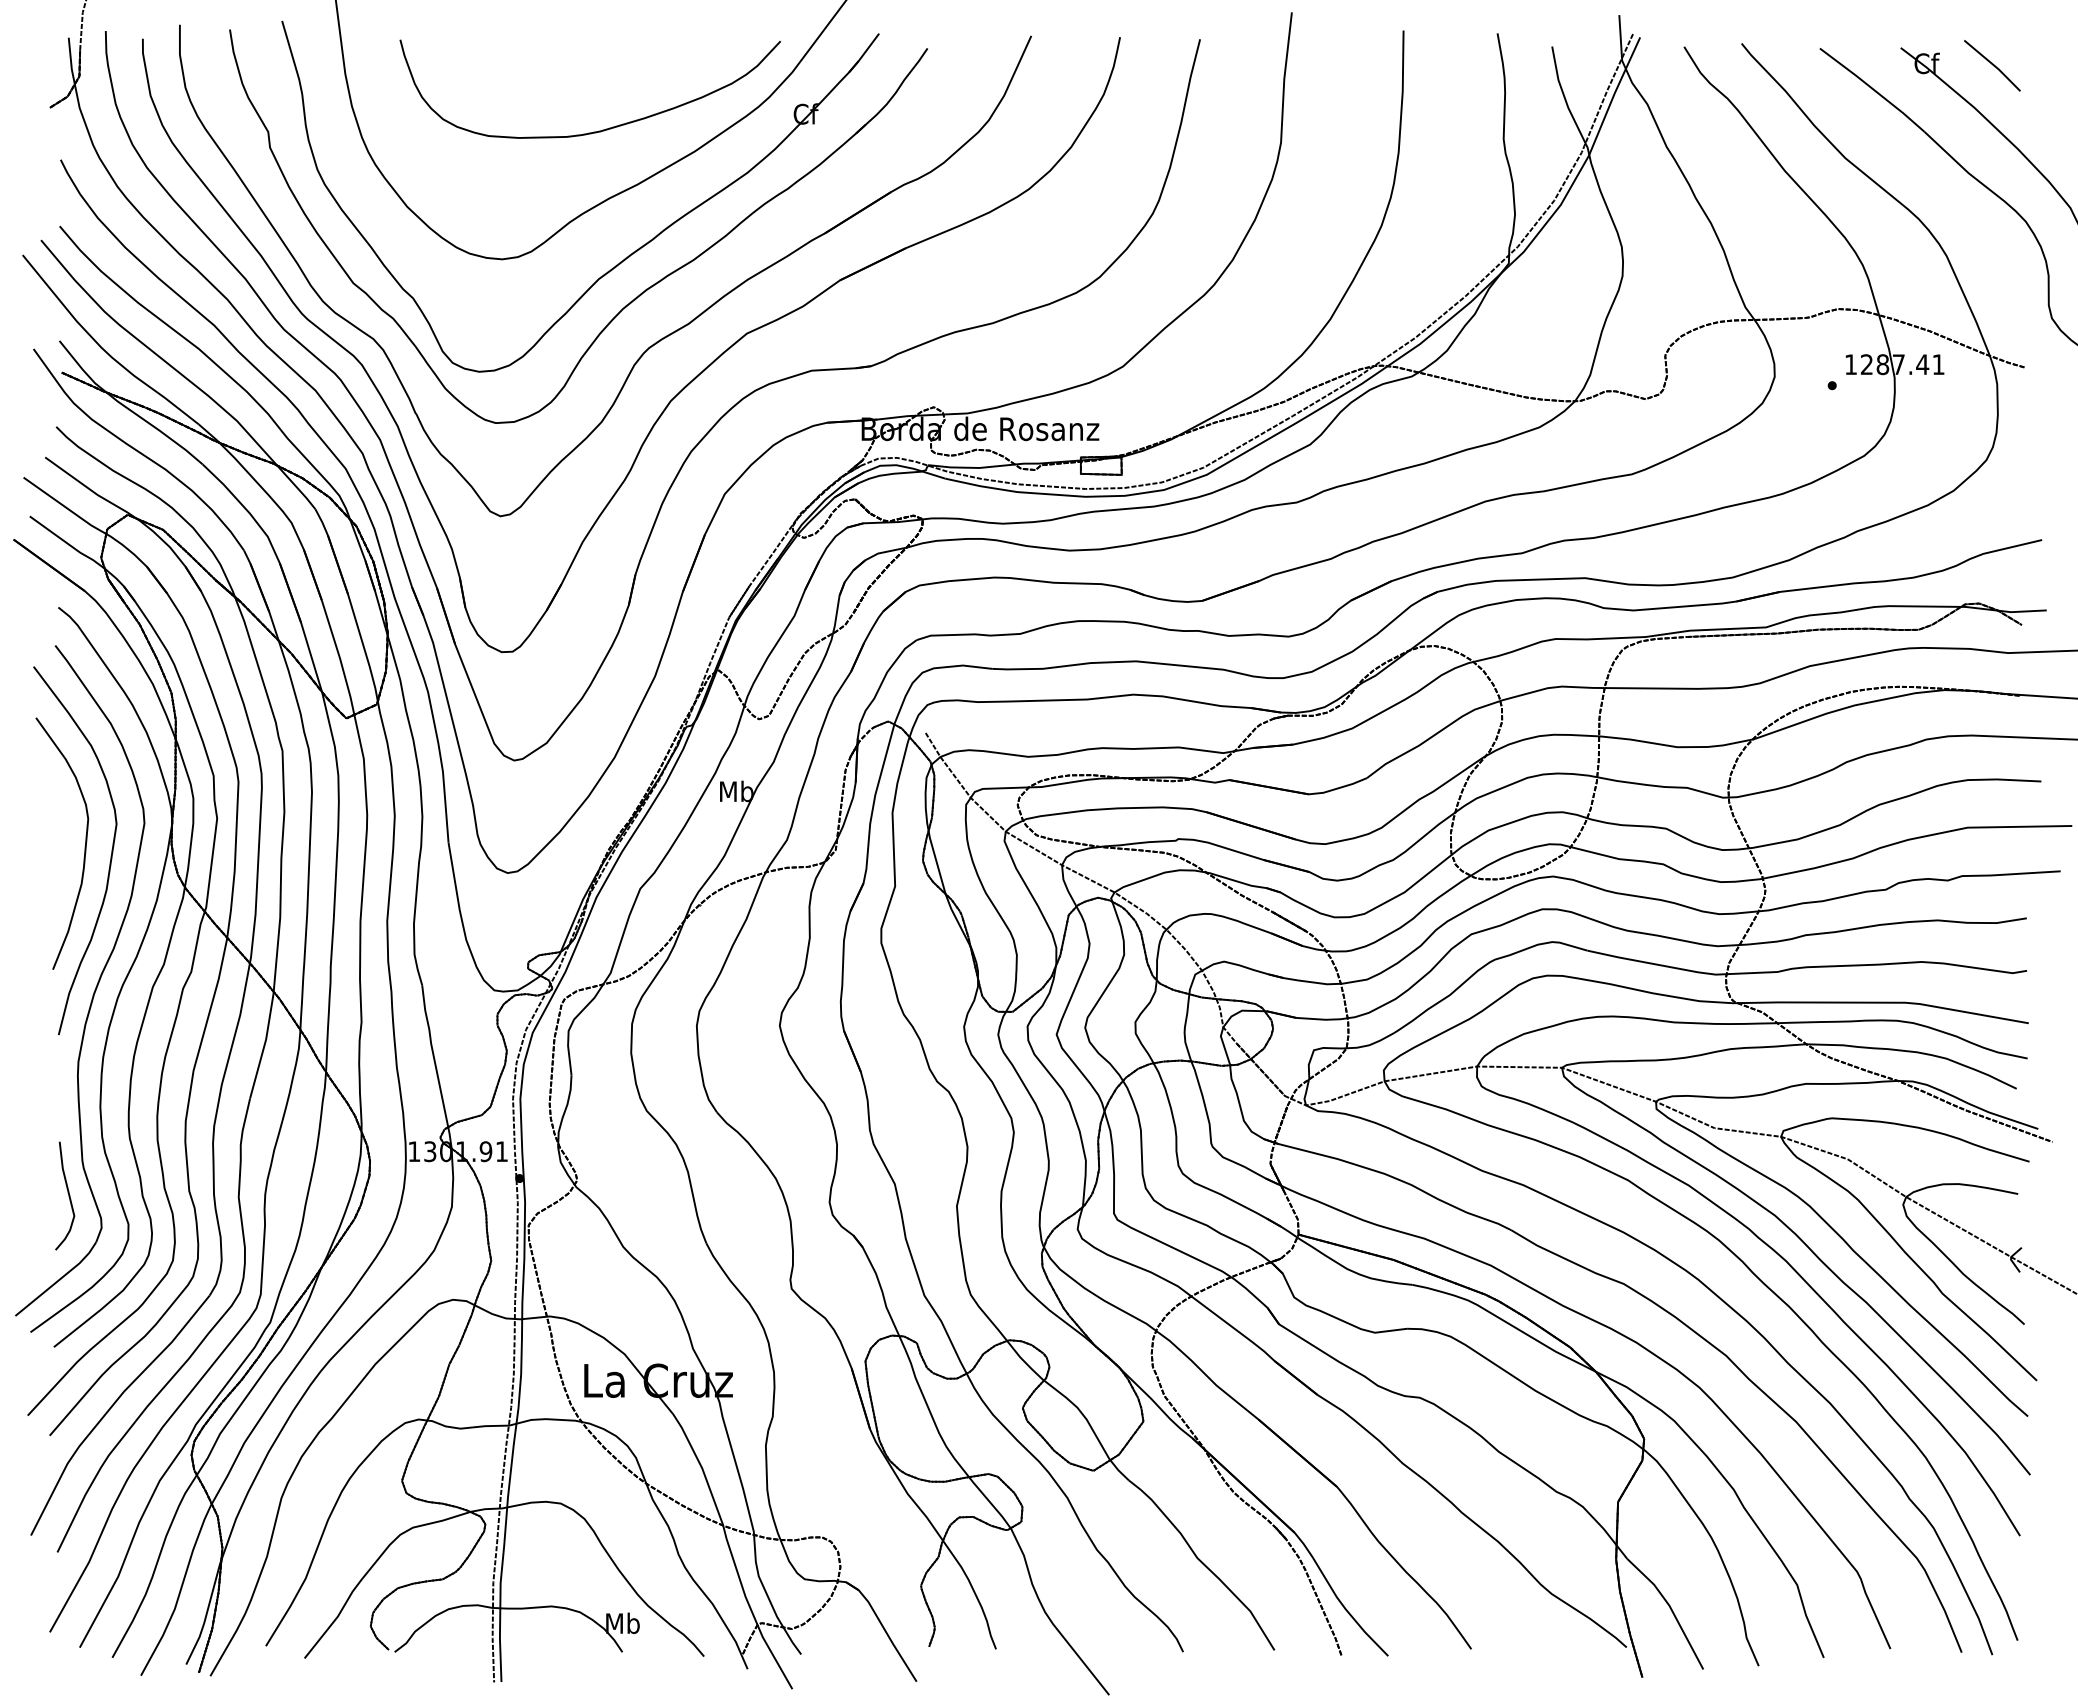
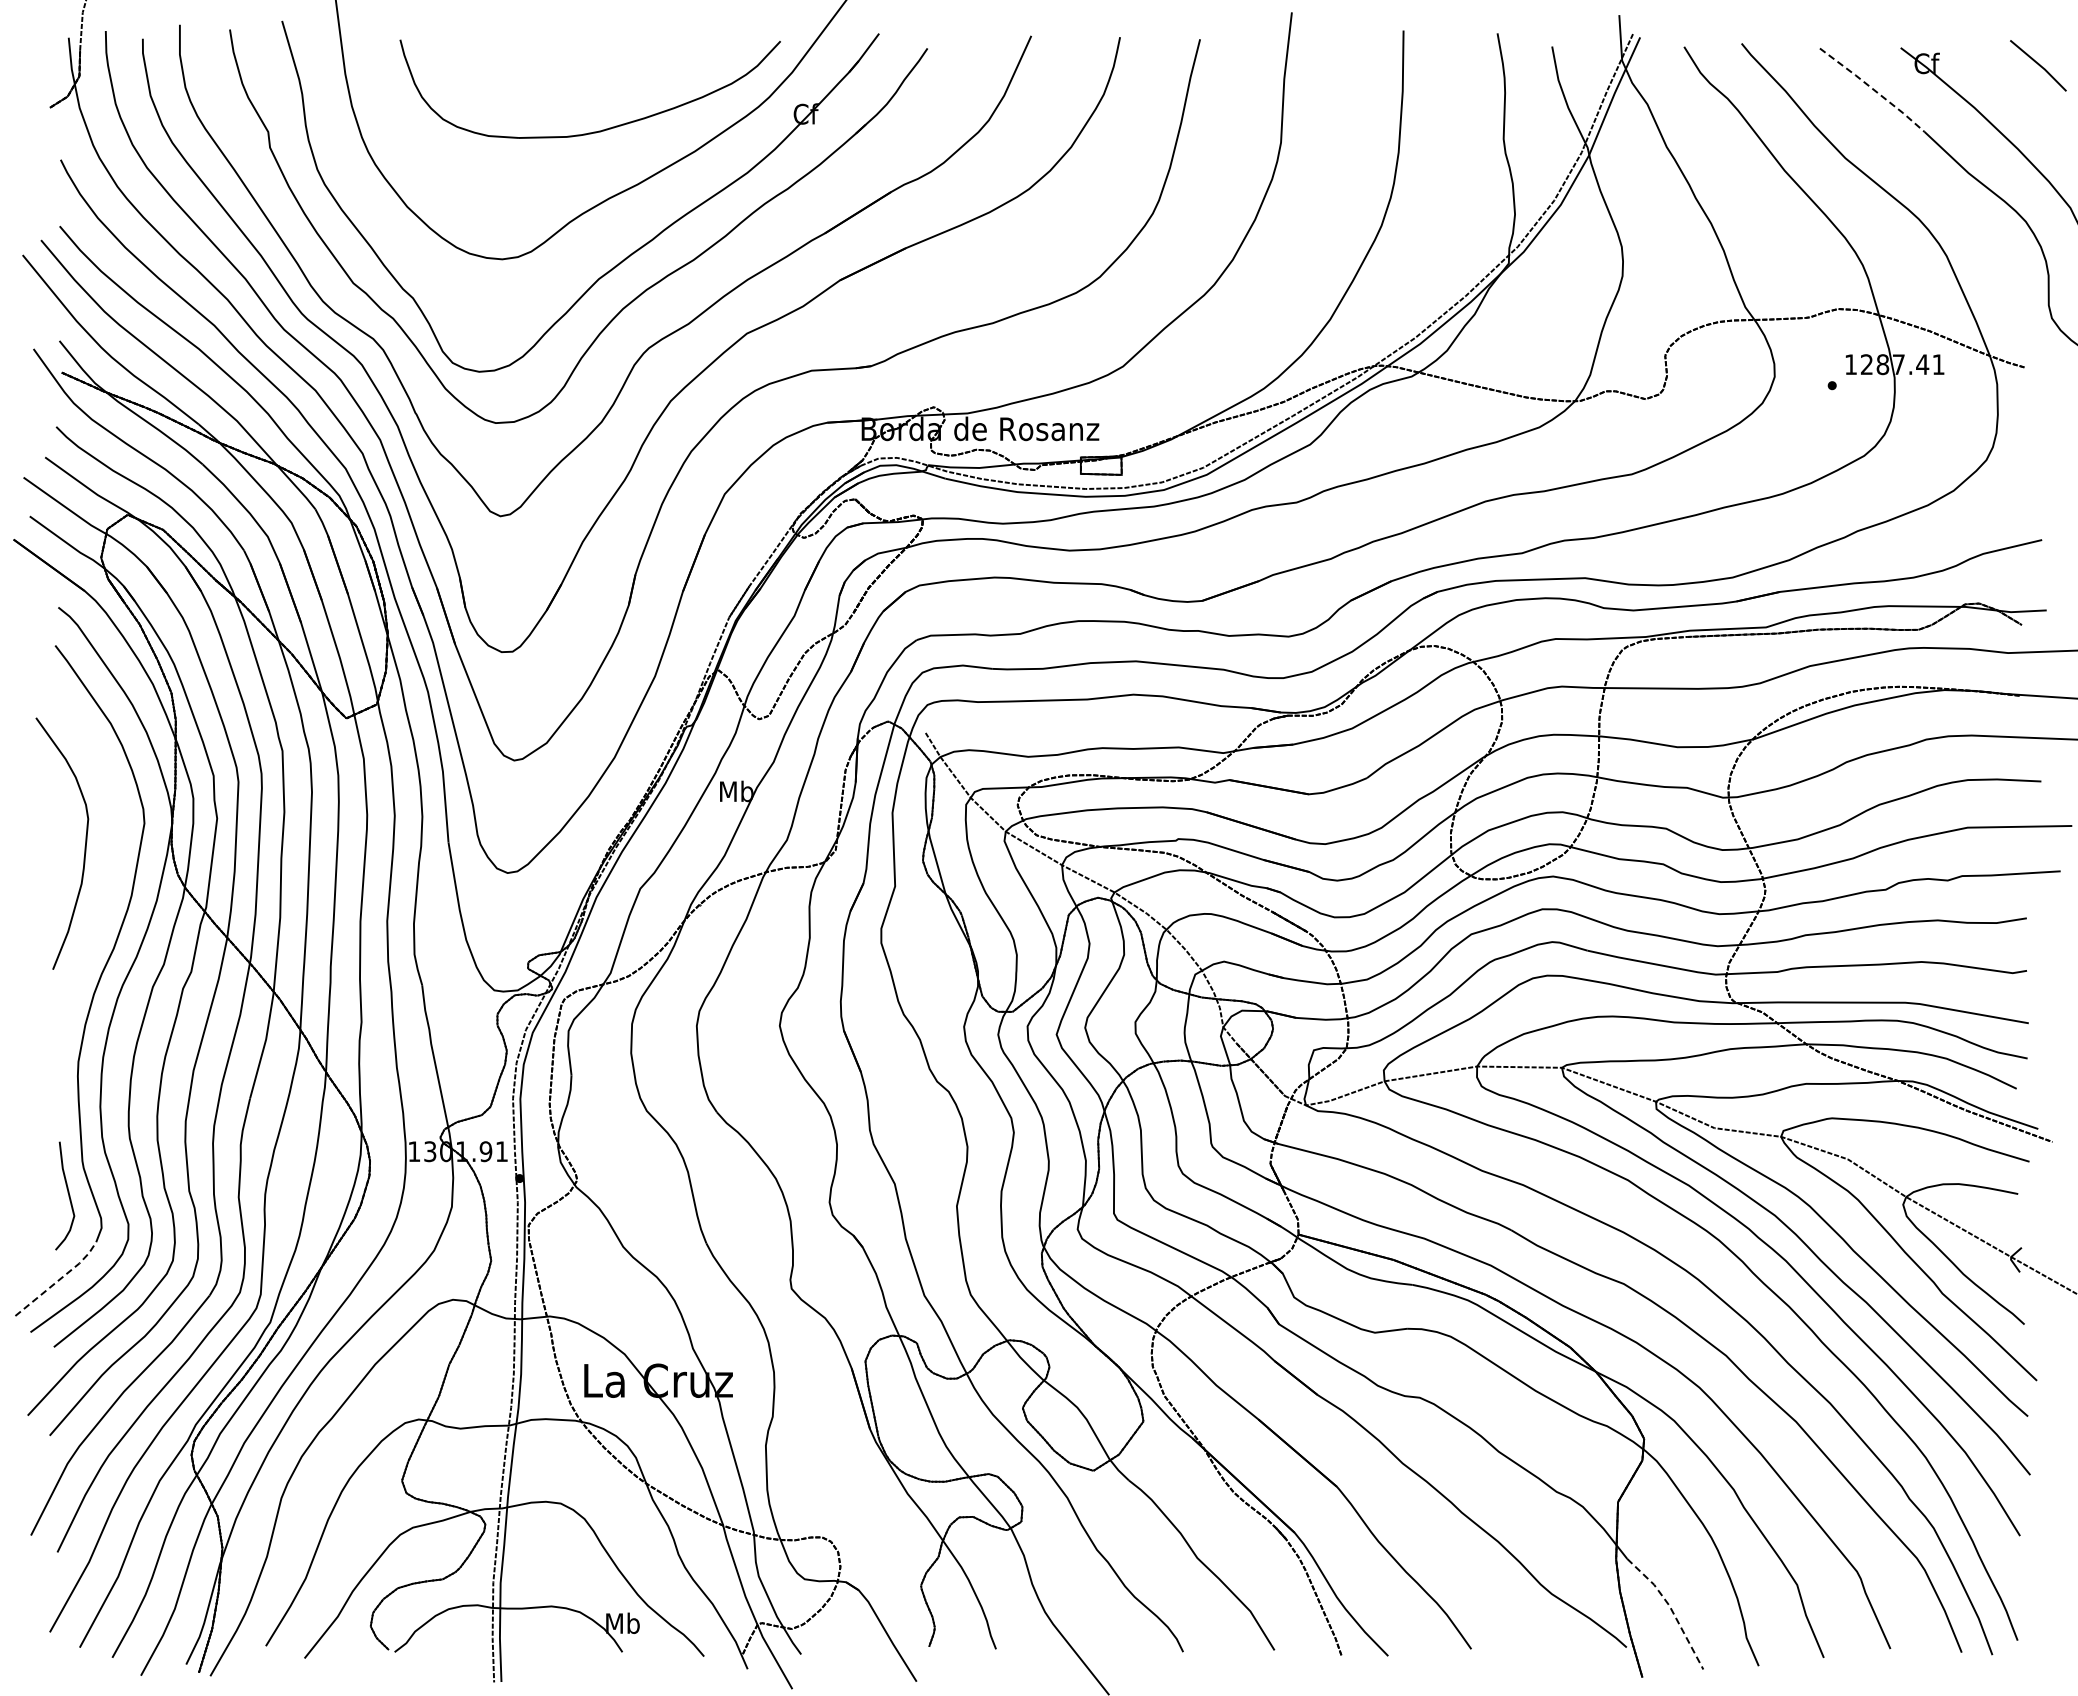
line position: (1992, 65) -> (2038, 65) (2038, 65)
line: solid -> dashed (1873, 89)
curve: present -> none (110, 855)
line: solid -> dashed (59, 1279)
line: solid -> dashed (1671, 1609)
